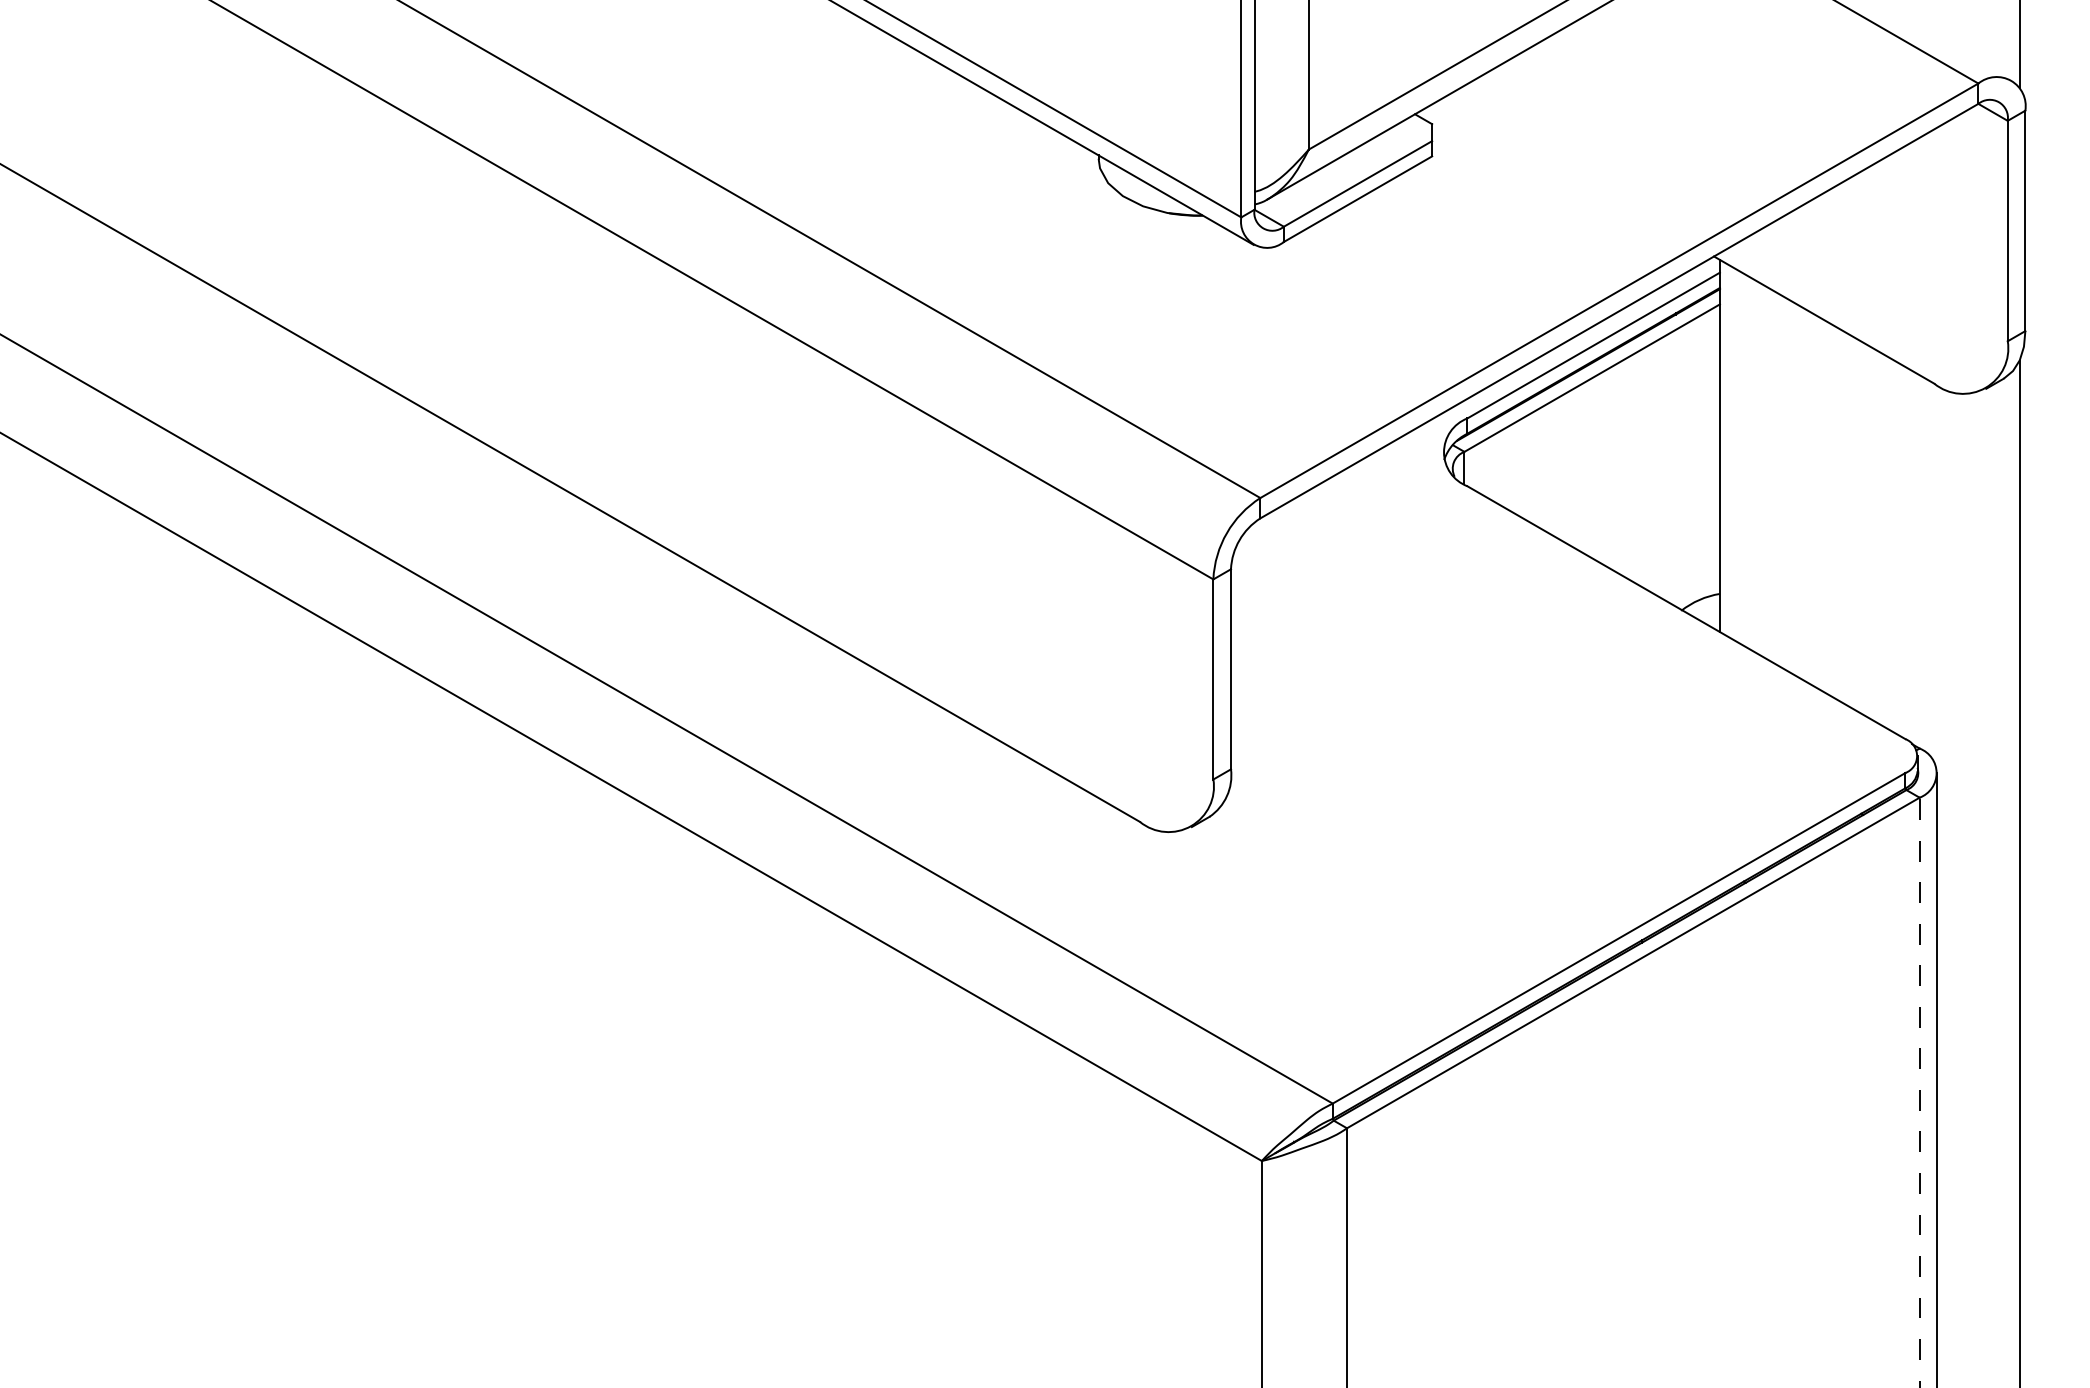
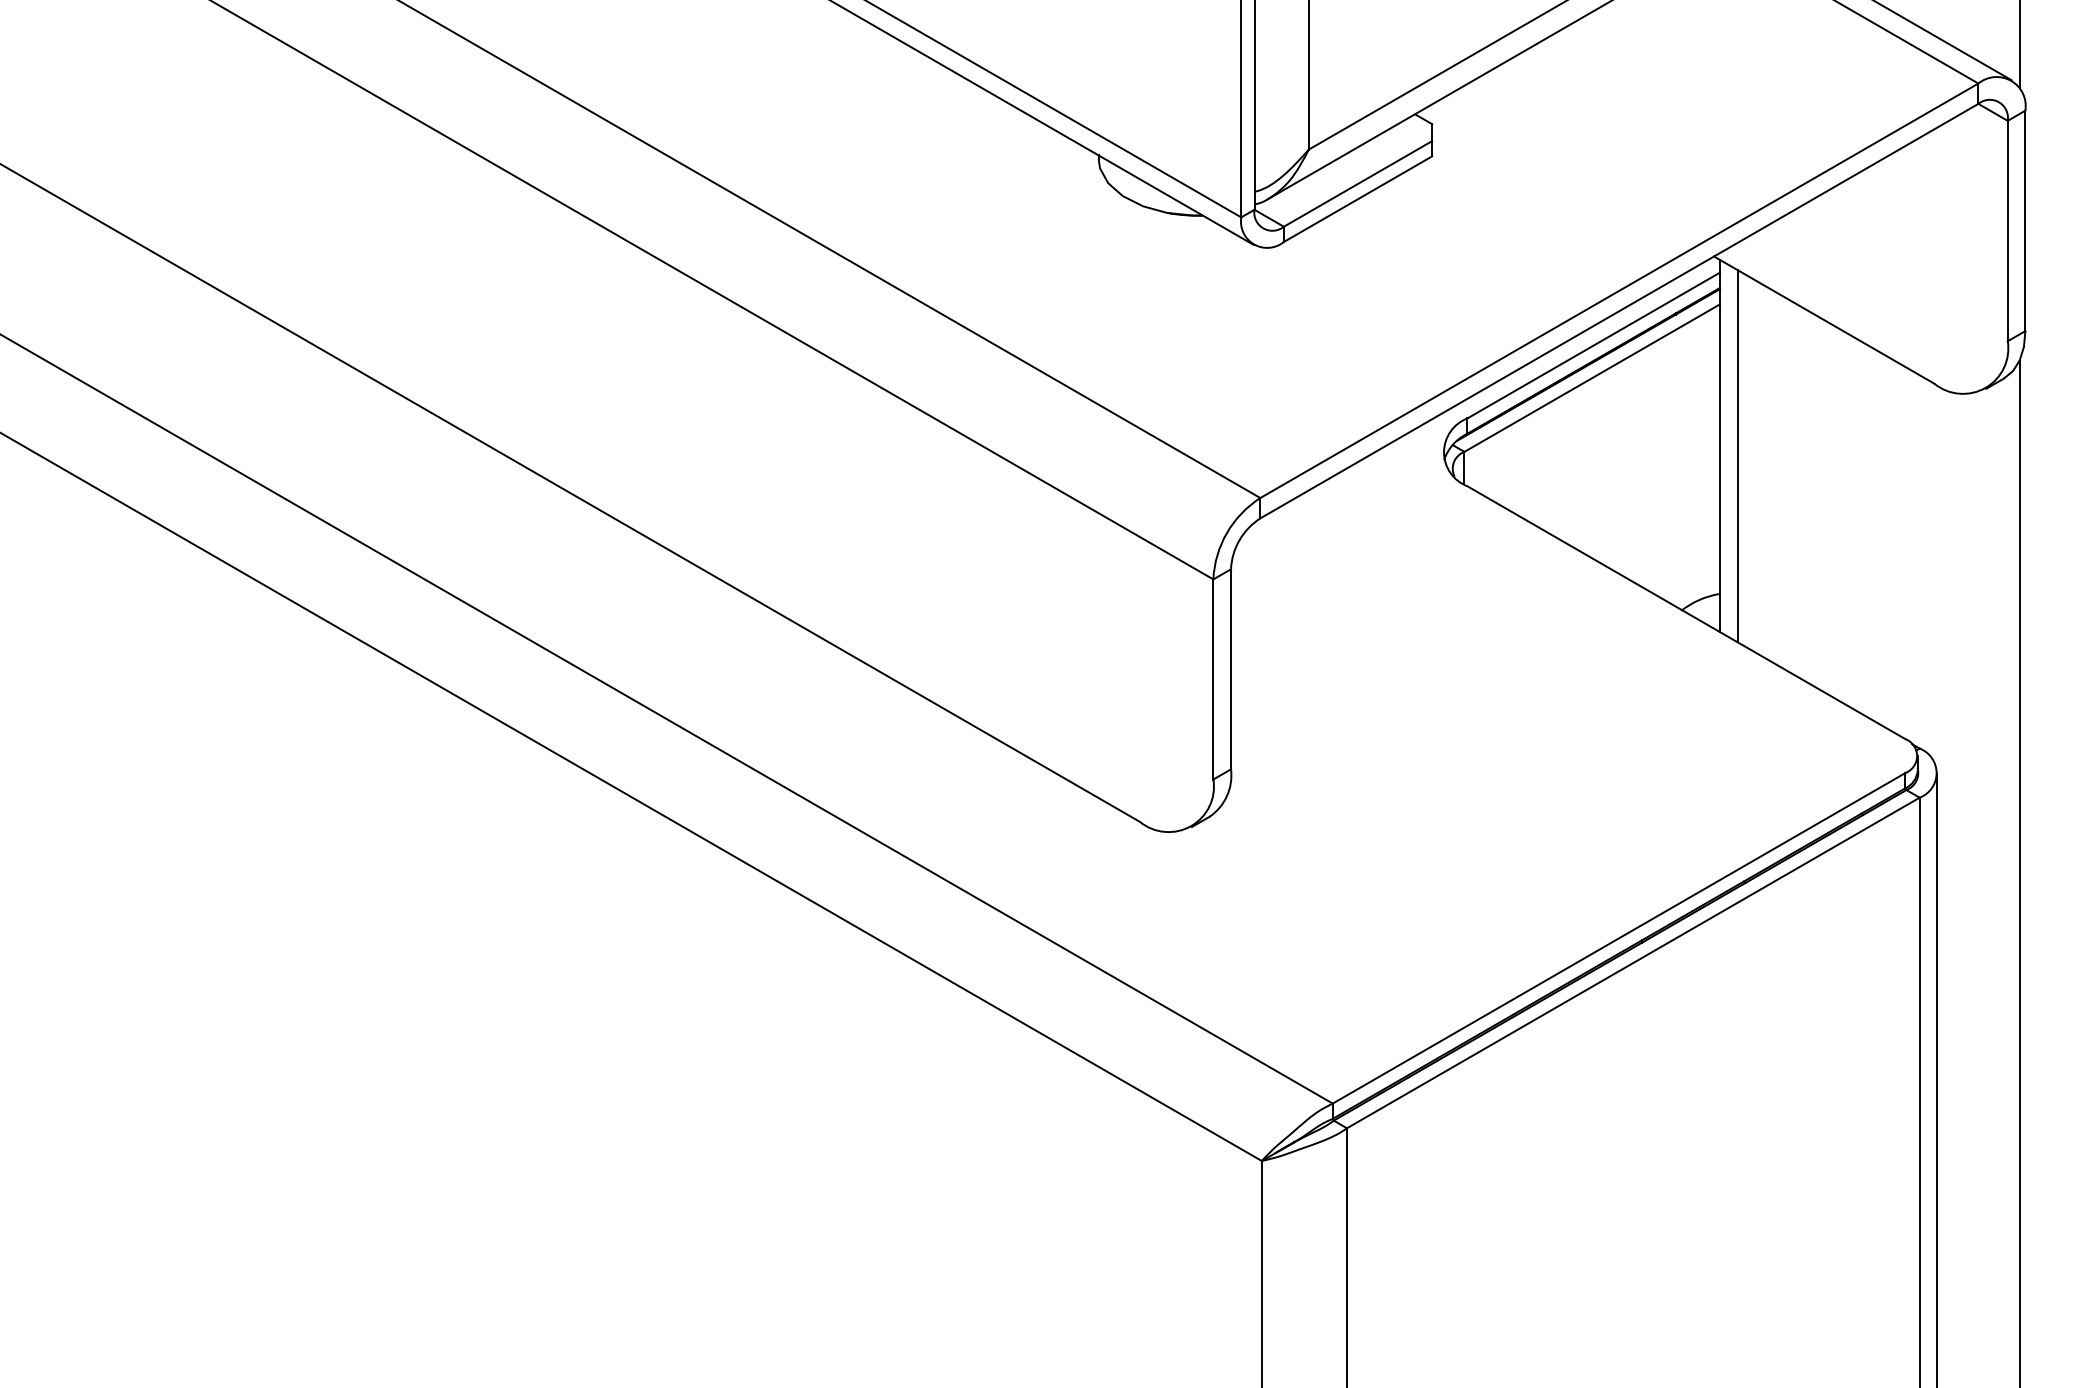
line: none -> present (1943, 41)
line: none -> present (1737, 456)
line: dashed -> solid (1919, 1092)
